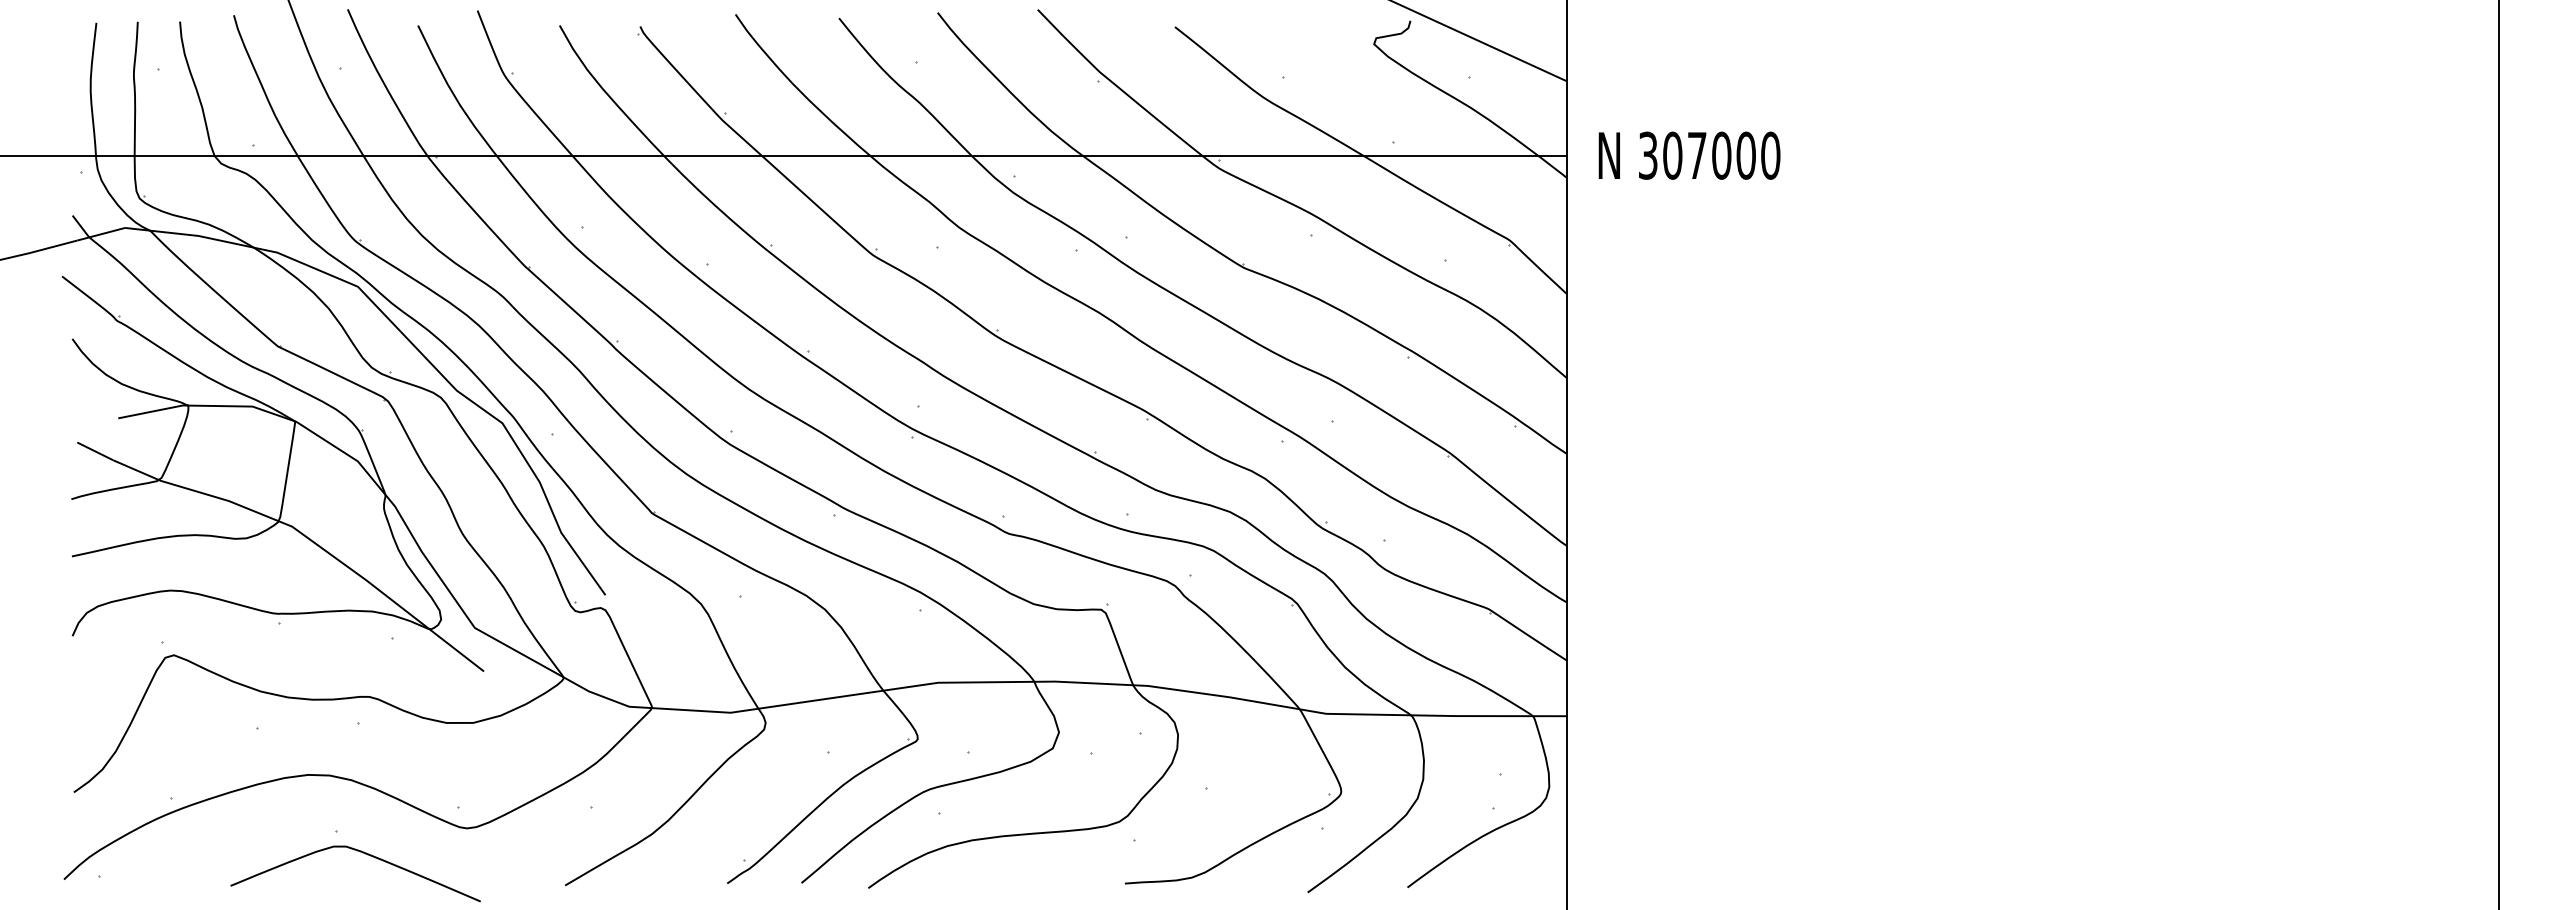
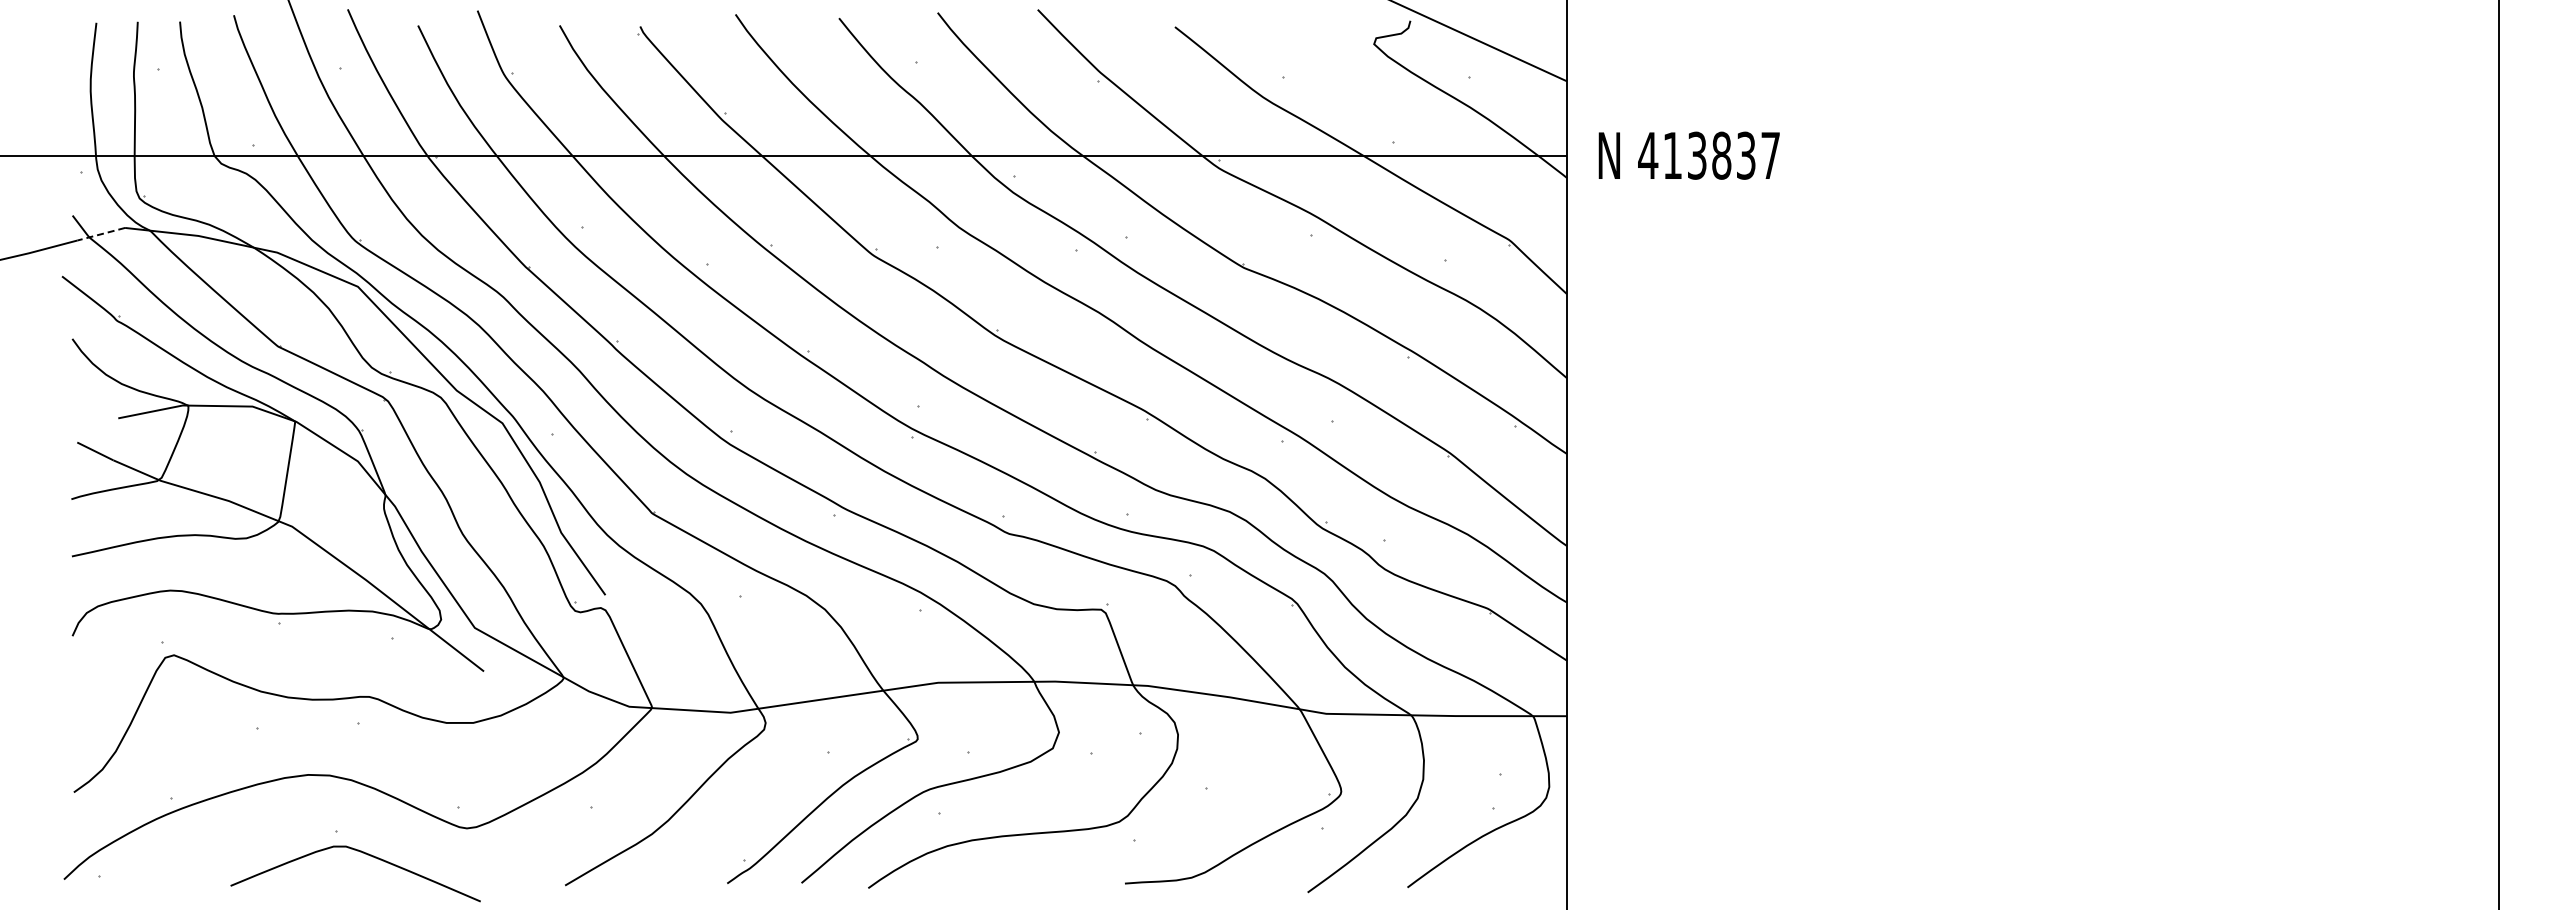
text: 307000 -> 413837 (1709, 155)
line: solid -> dashed (101, 234)
